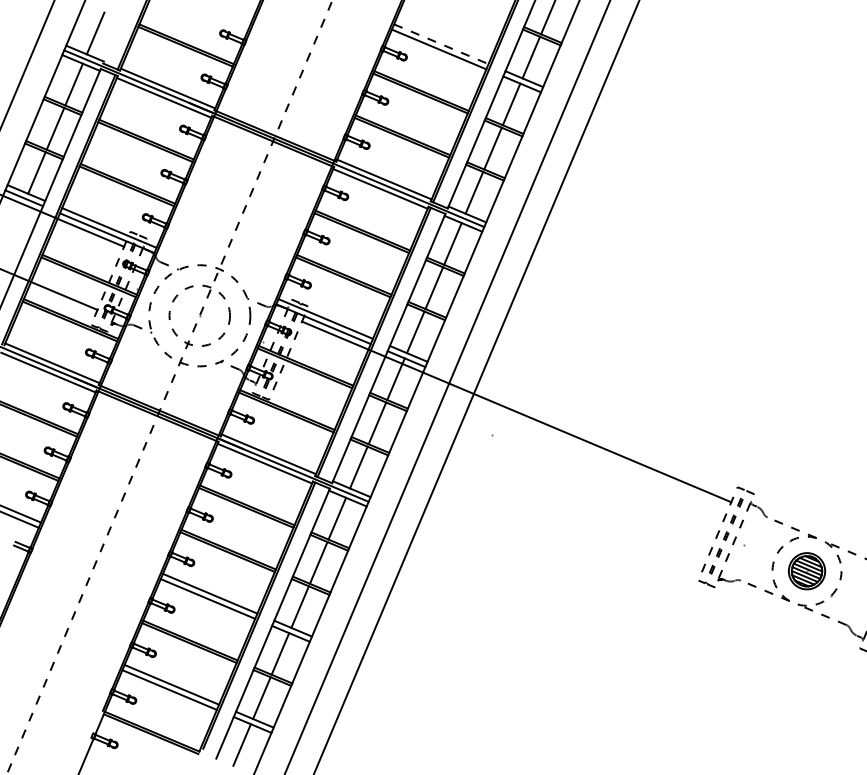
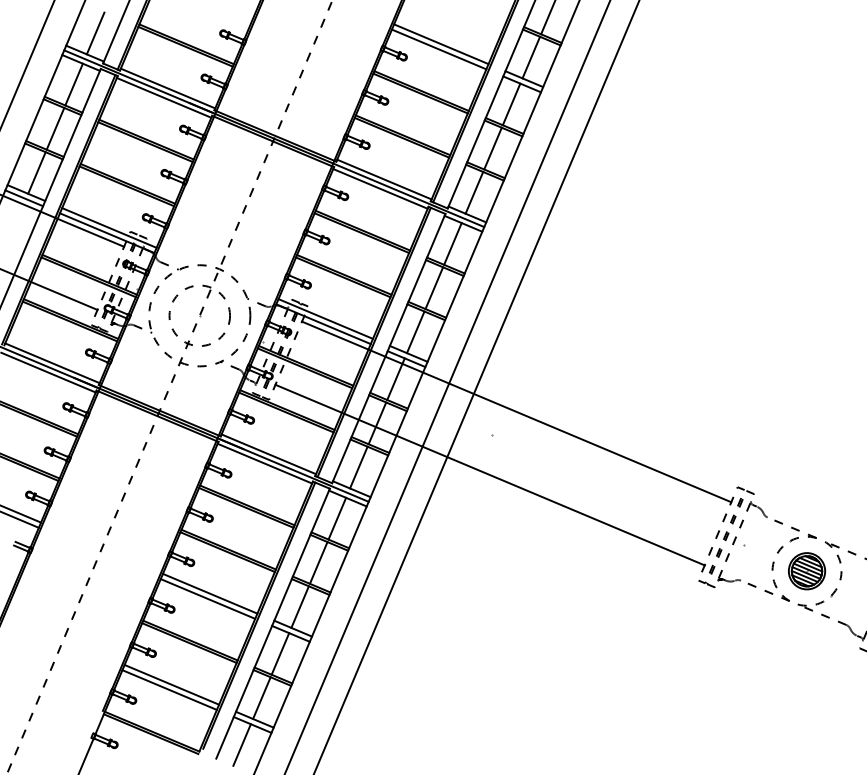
line: none -> present (115, 32)
line: dashed -> solid (441, 44)
line: none -> present (489, 474)
